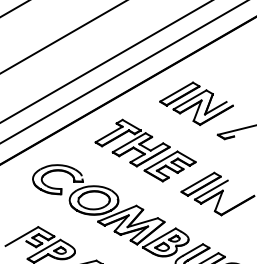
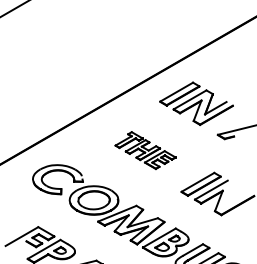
line: present -> none (62, 37)
line: present -> none (105, 61)
line: present -> none (123, 72)
part size: 103x65 px -> 63x40 px (145, 150)
